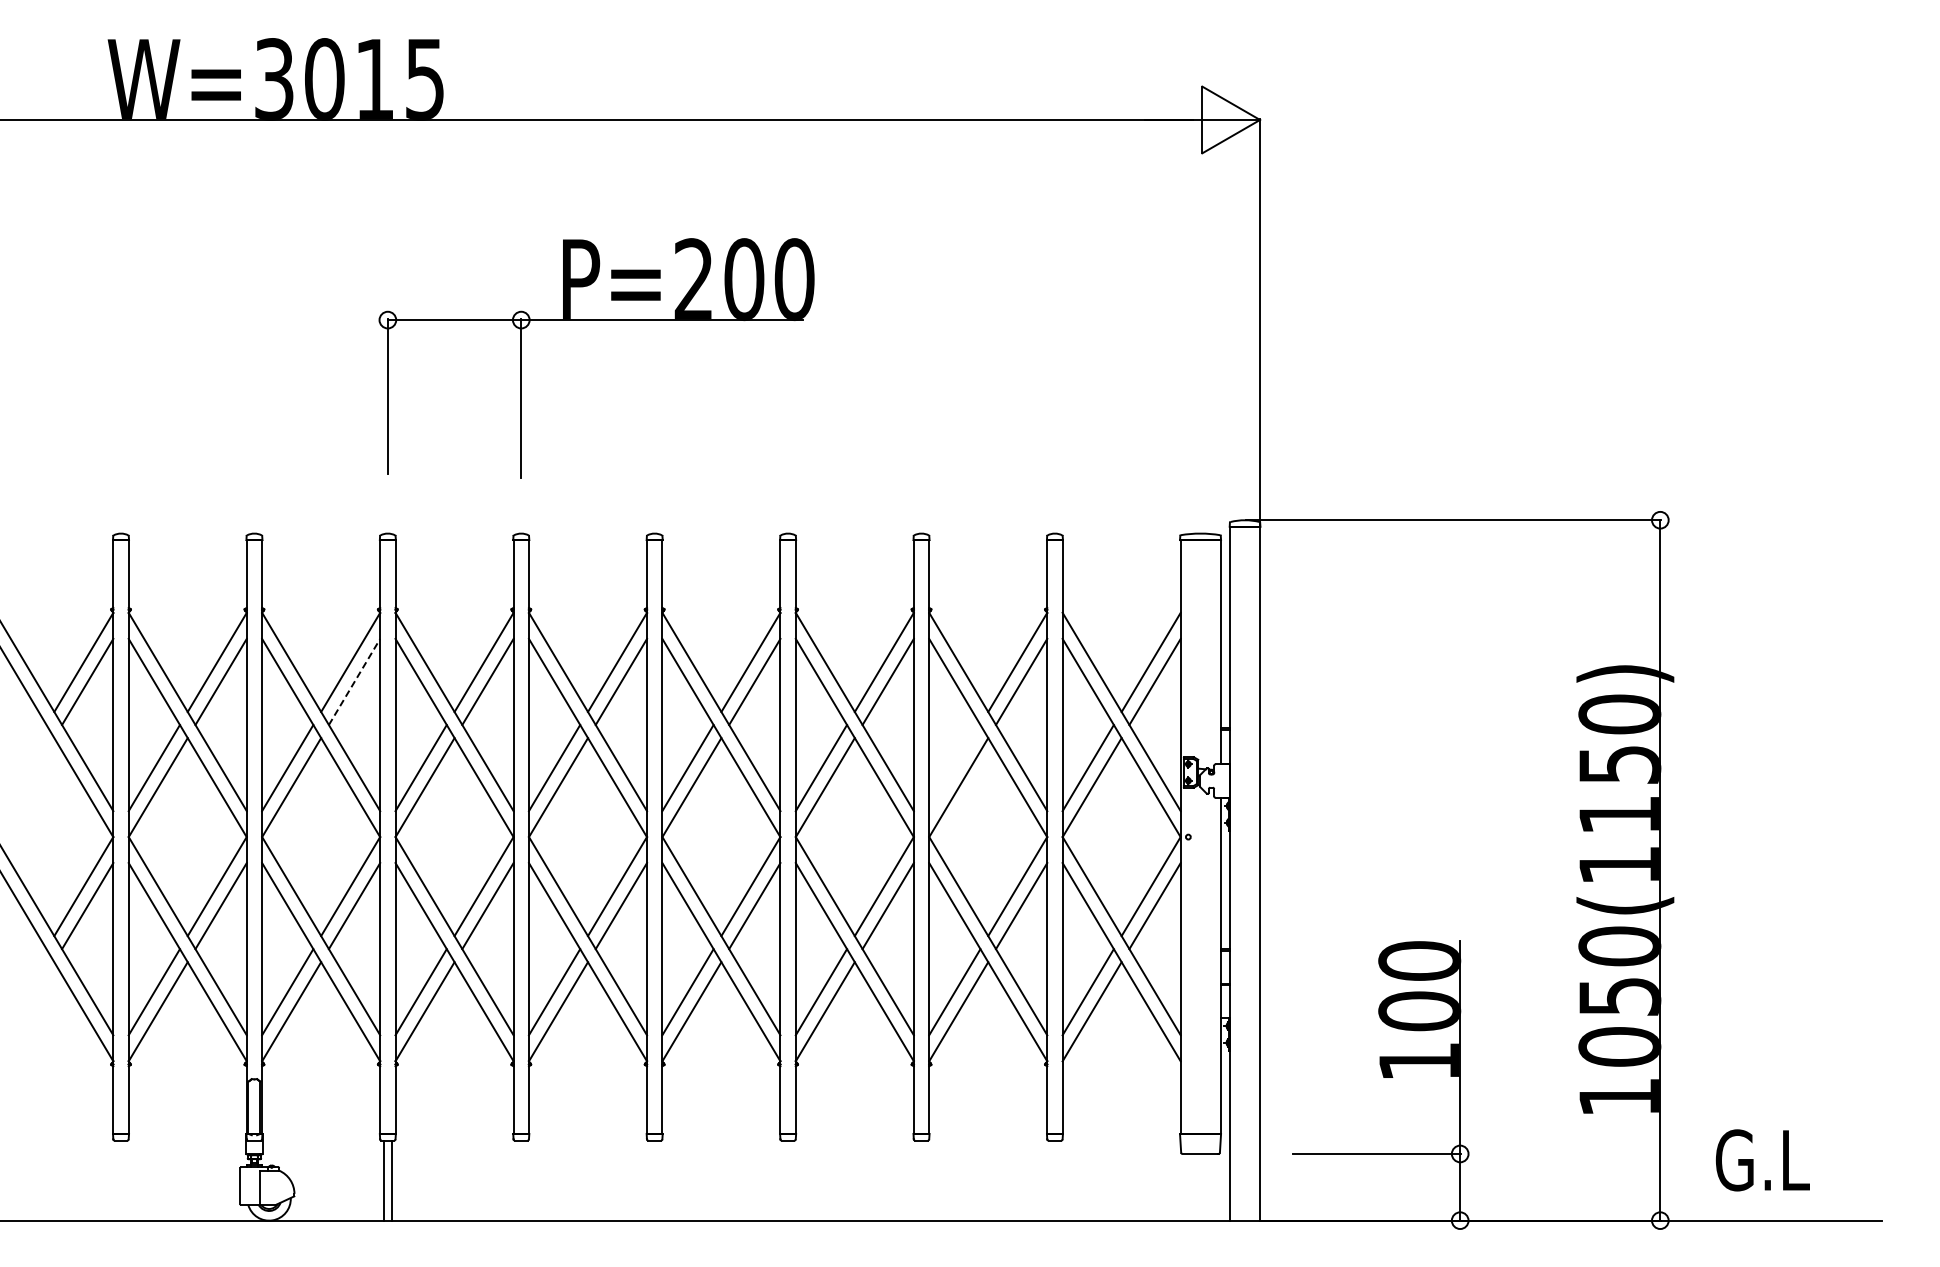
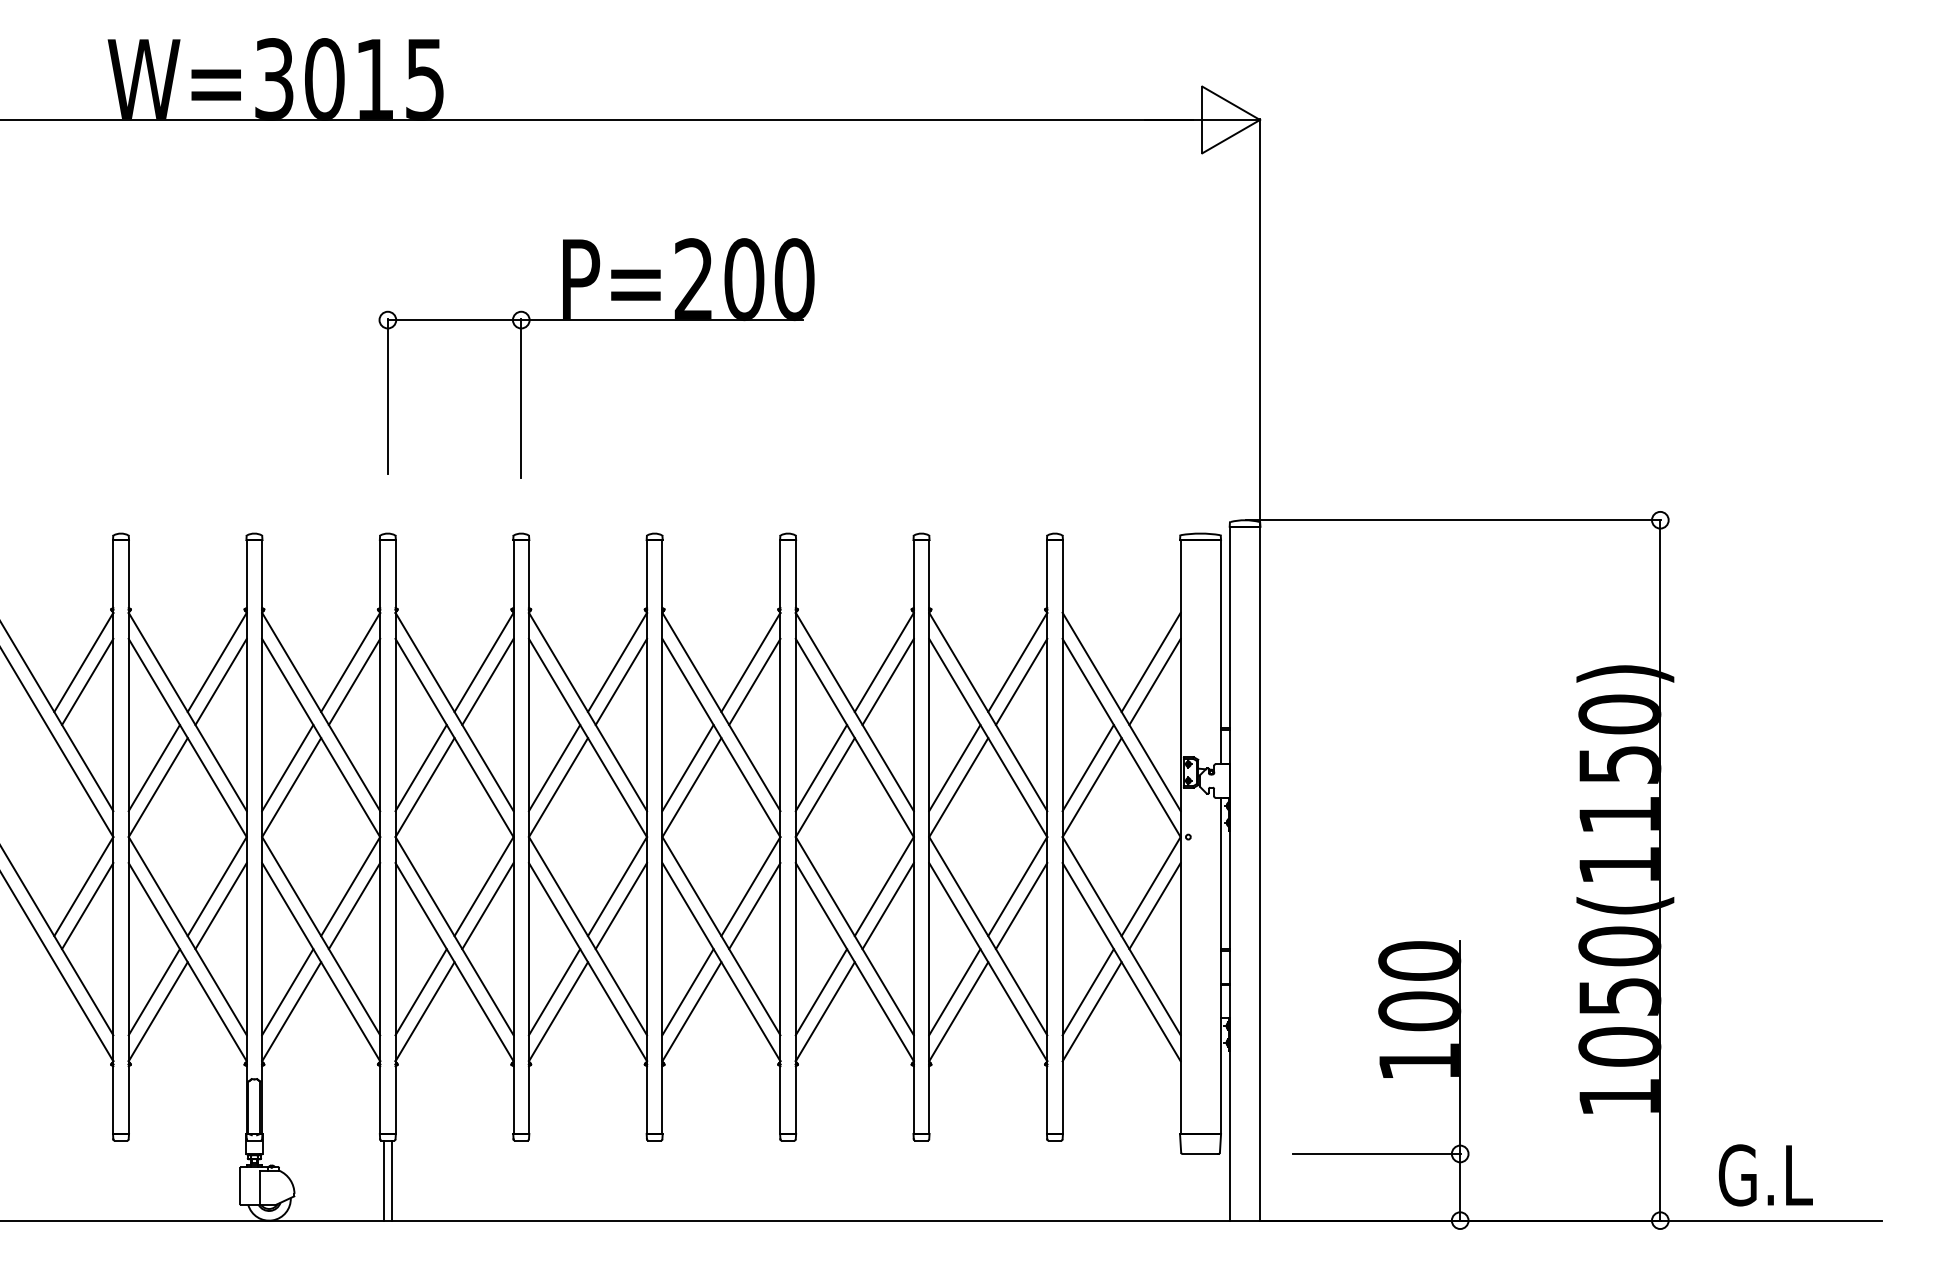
line: dashed -> solid (354, 681)
line: none -> present (954, 768)
text position: (1762, 1160) -> (1765, 1175) (1765, 1175)
